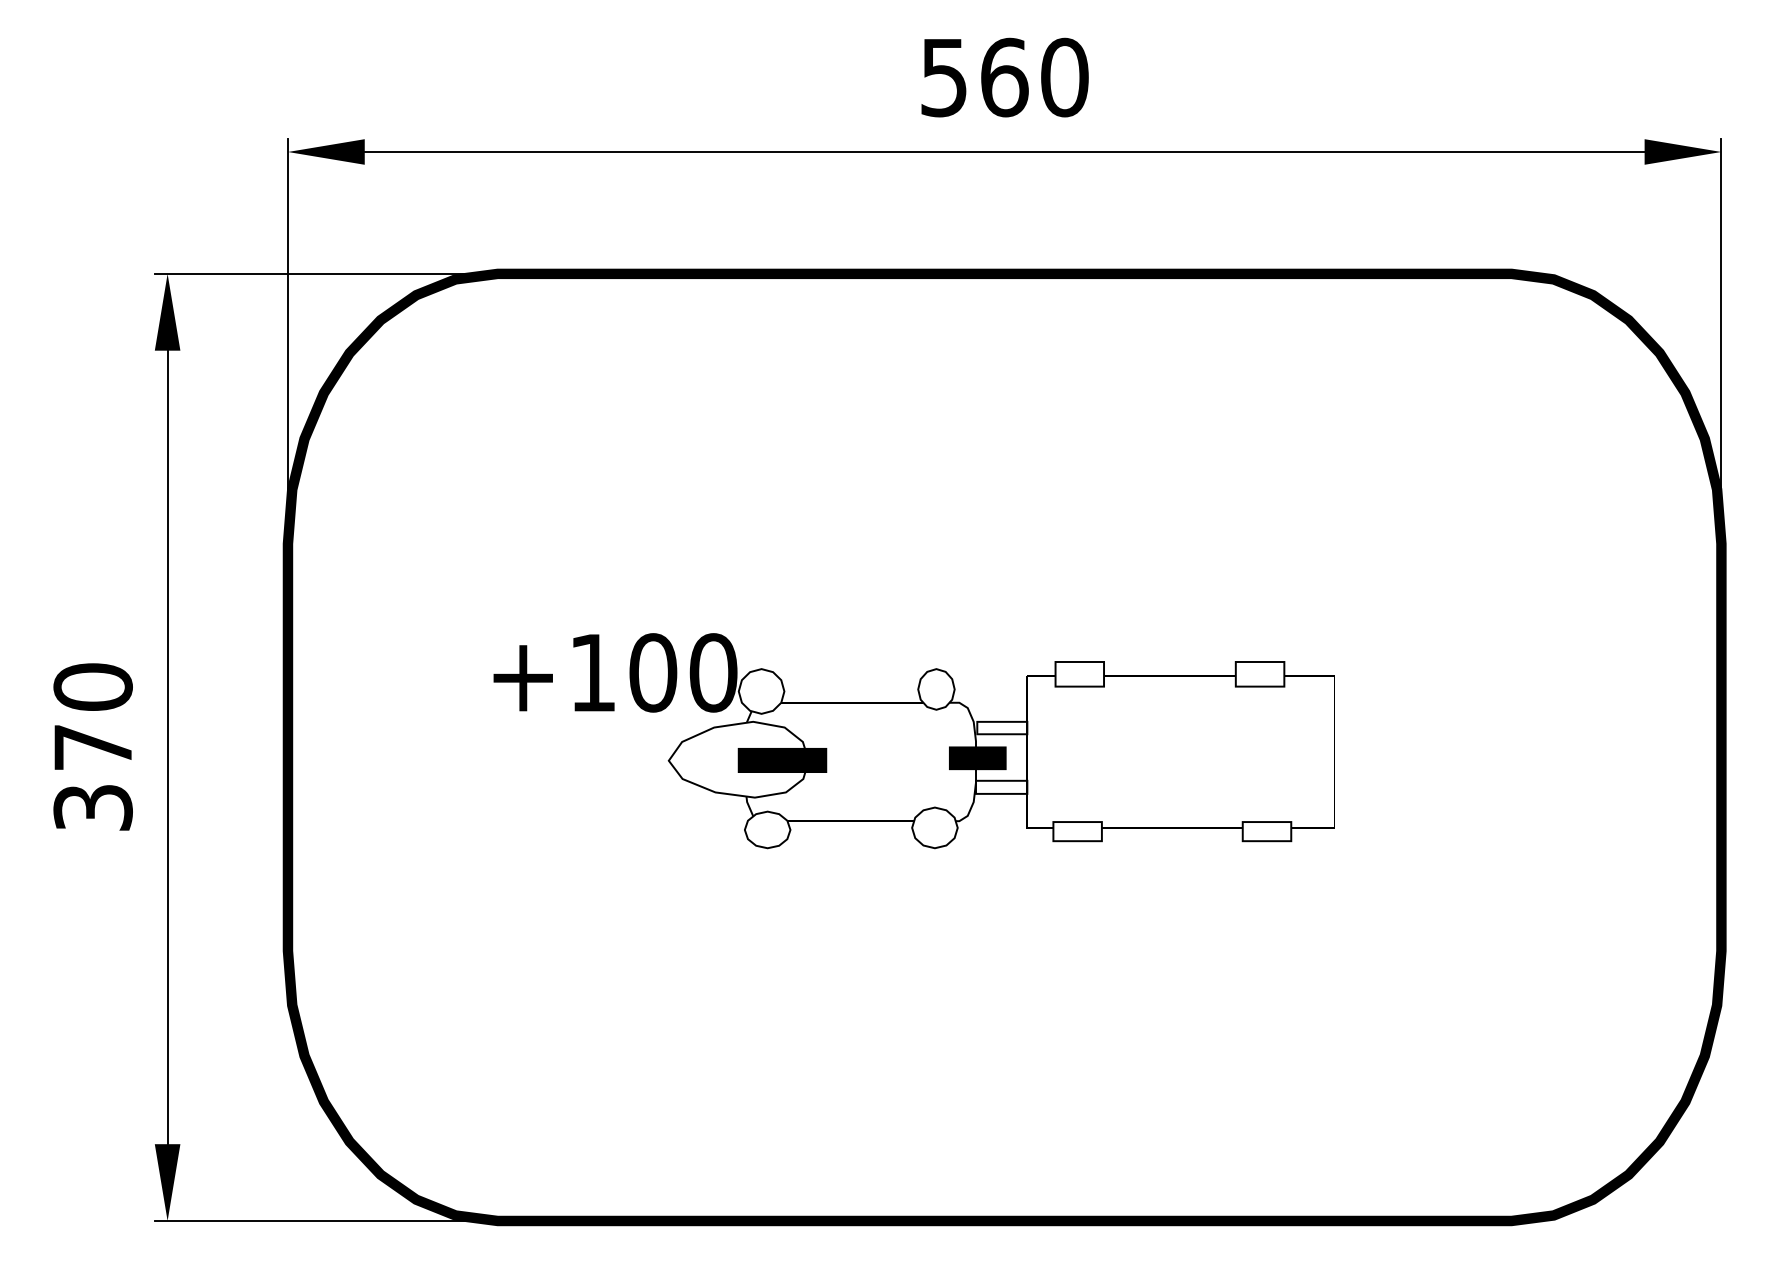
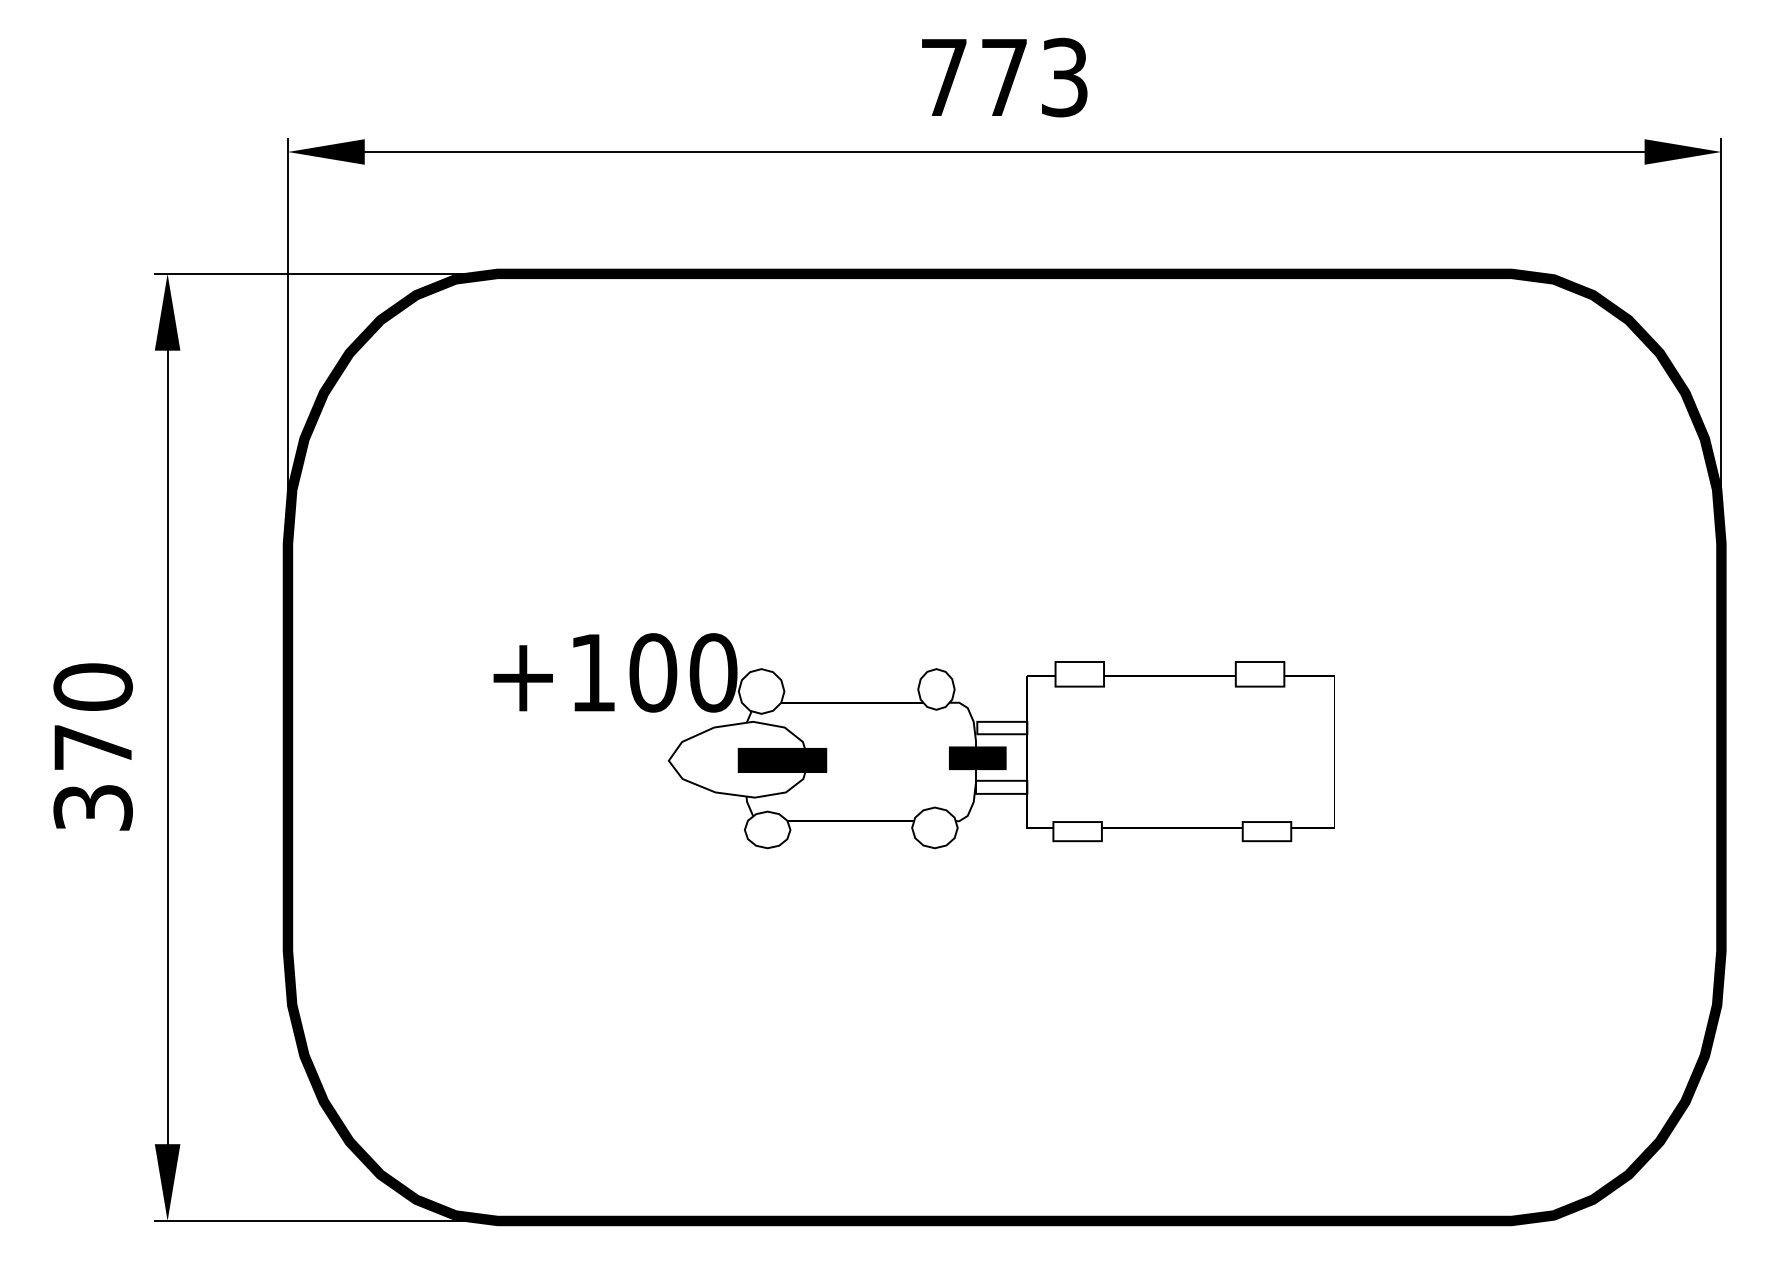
text: 560 -> 773 (1004, 77)
